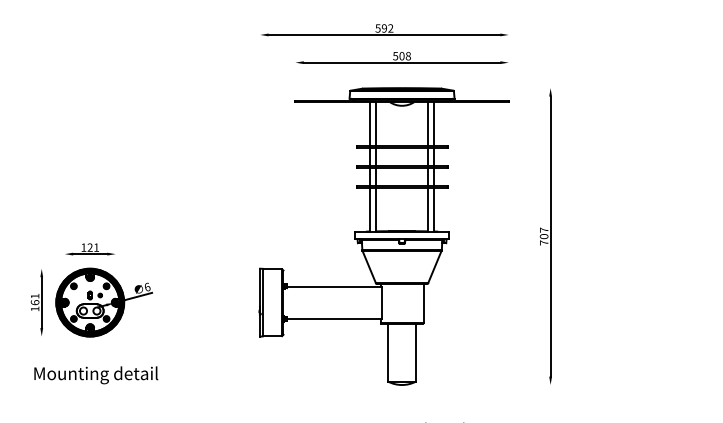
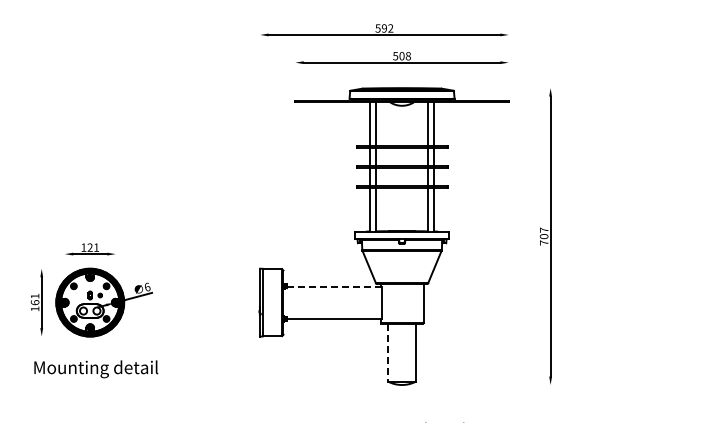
line: solid -> dashed (334, 286)
line: solid -> dashed (388, 352)
text position: (96, 375) -> (96, 369) (96, 369)
